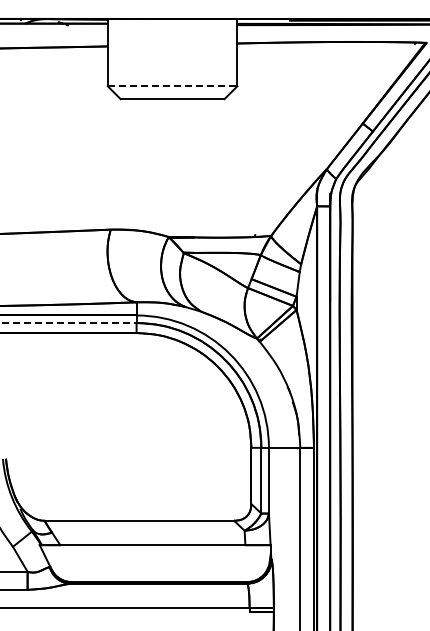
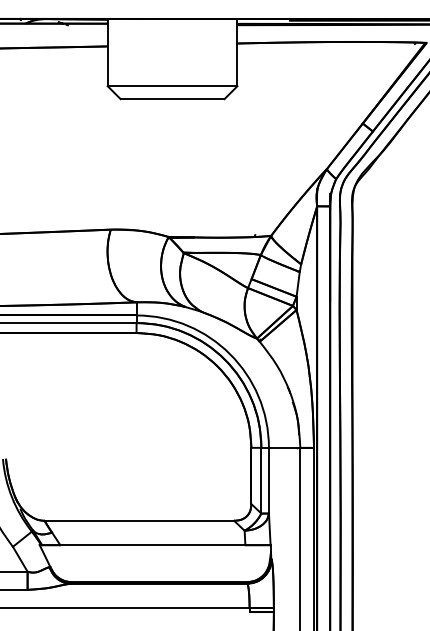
line: dashed -> solid (172, 86)
line: dashed -> solid (68, 323)
